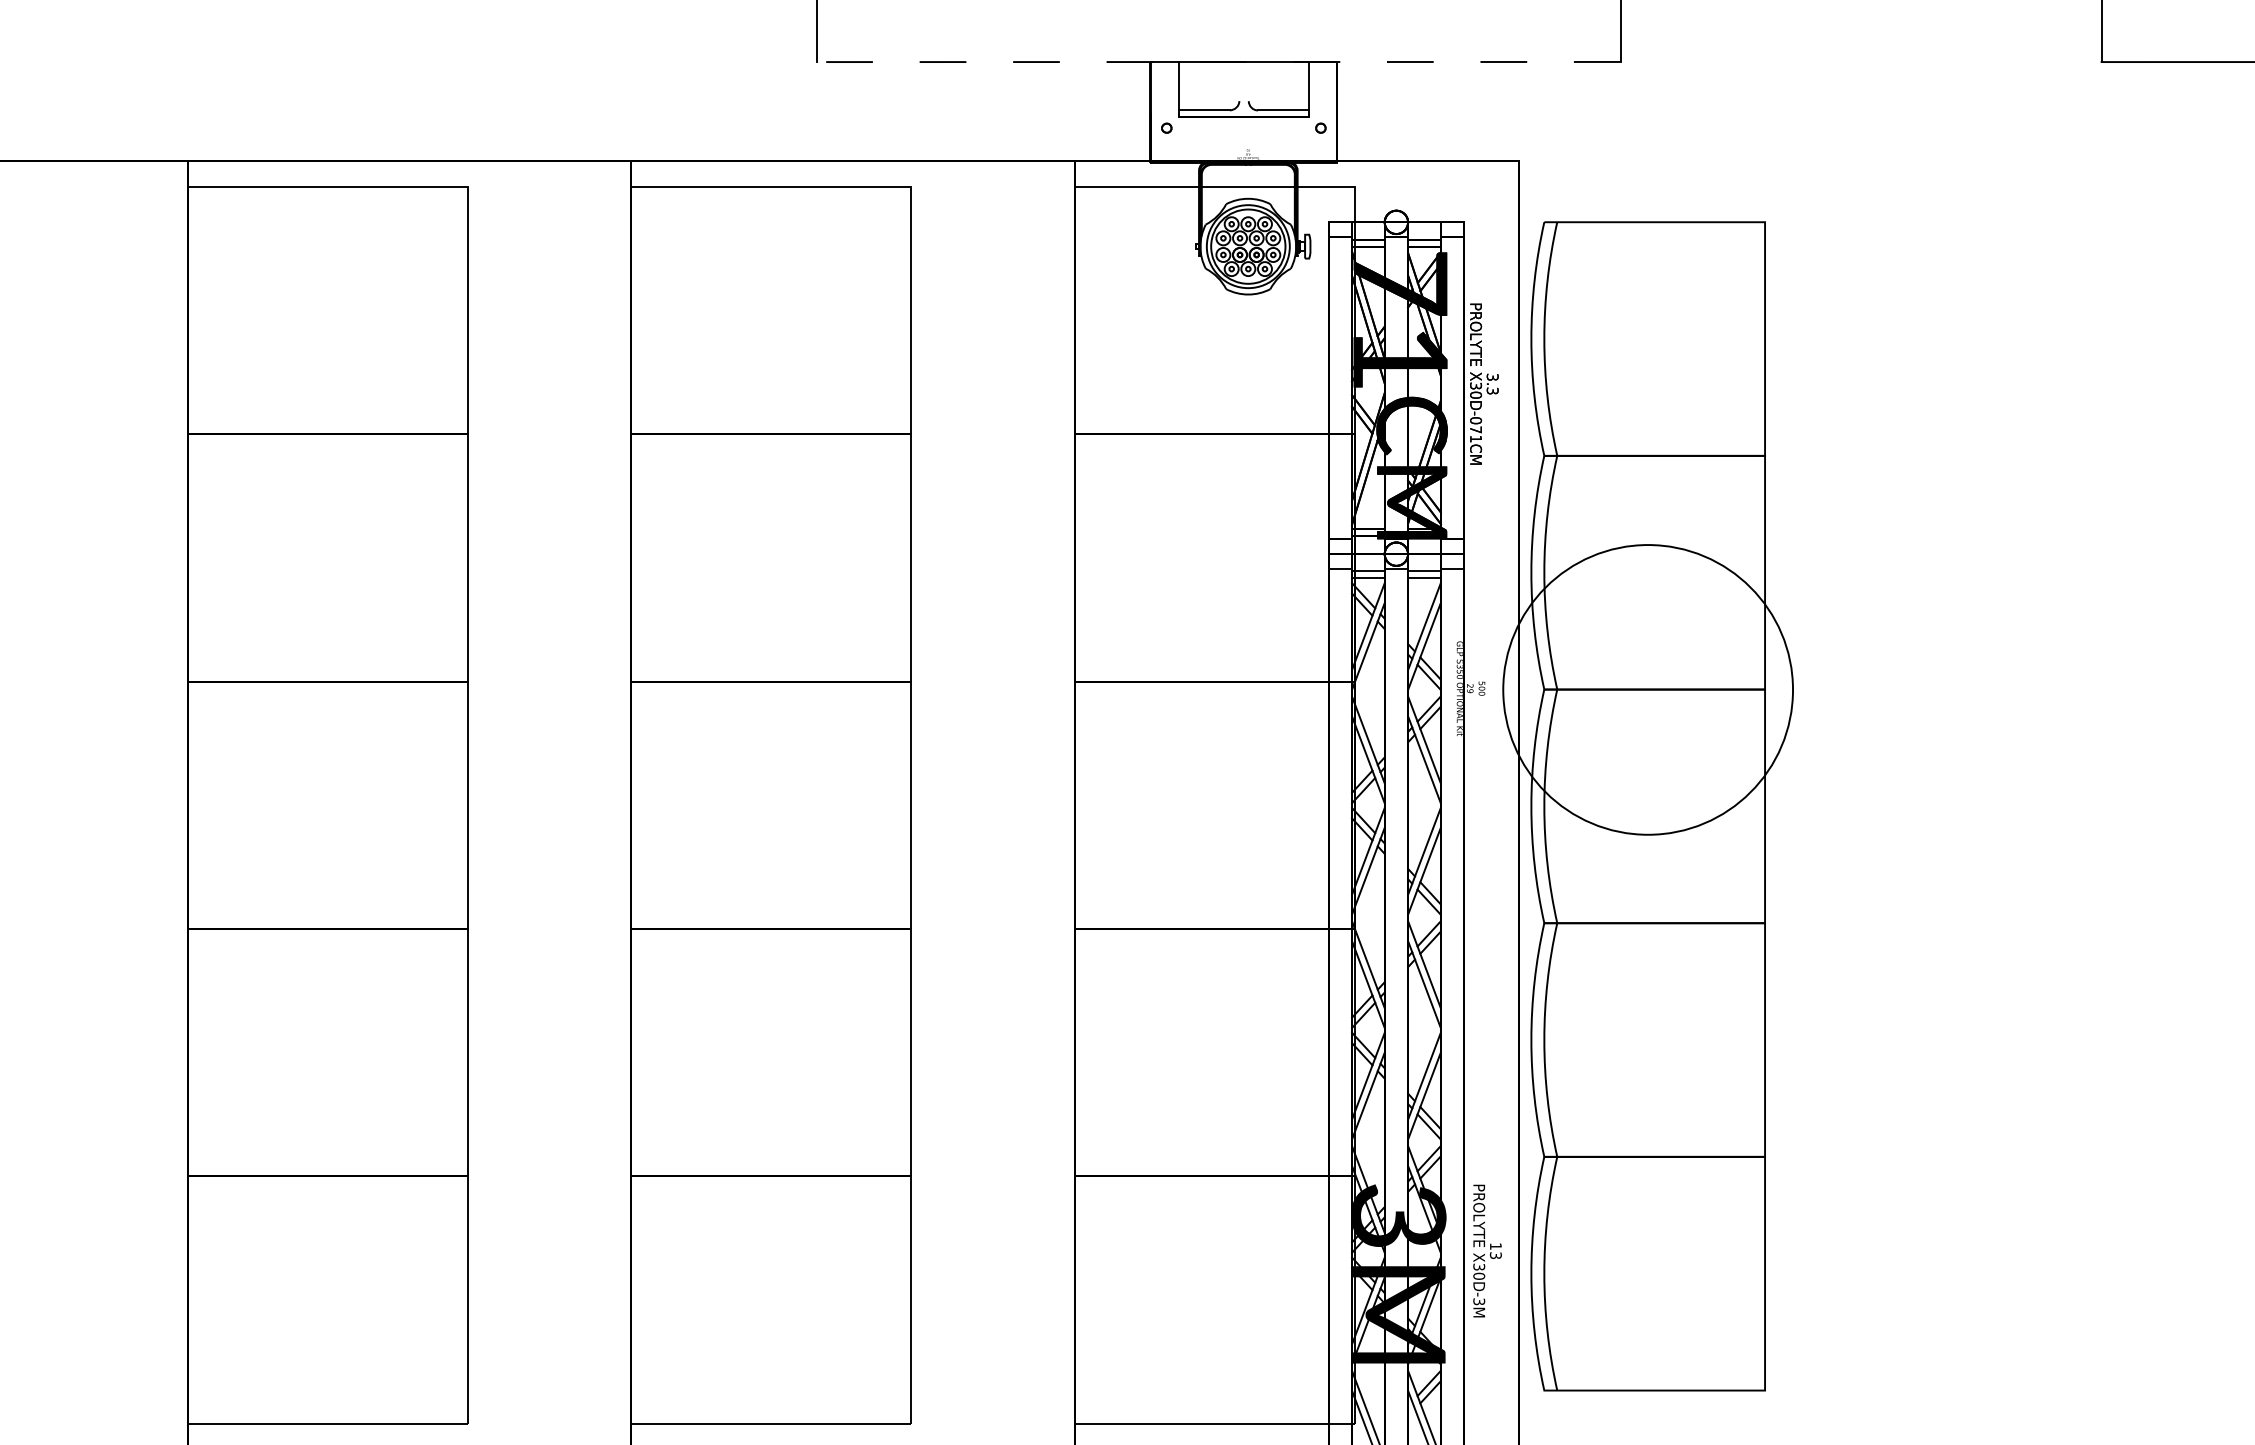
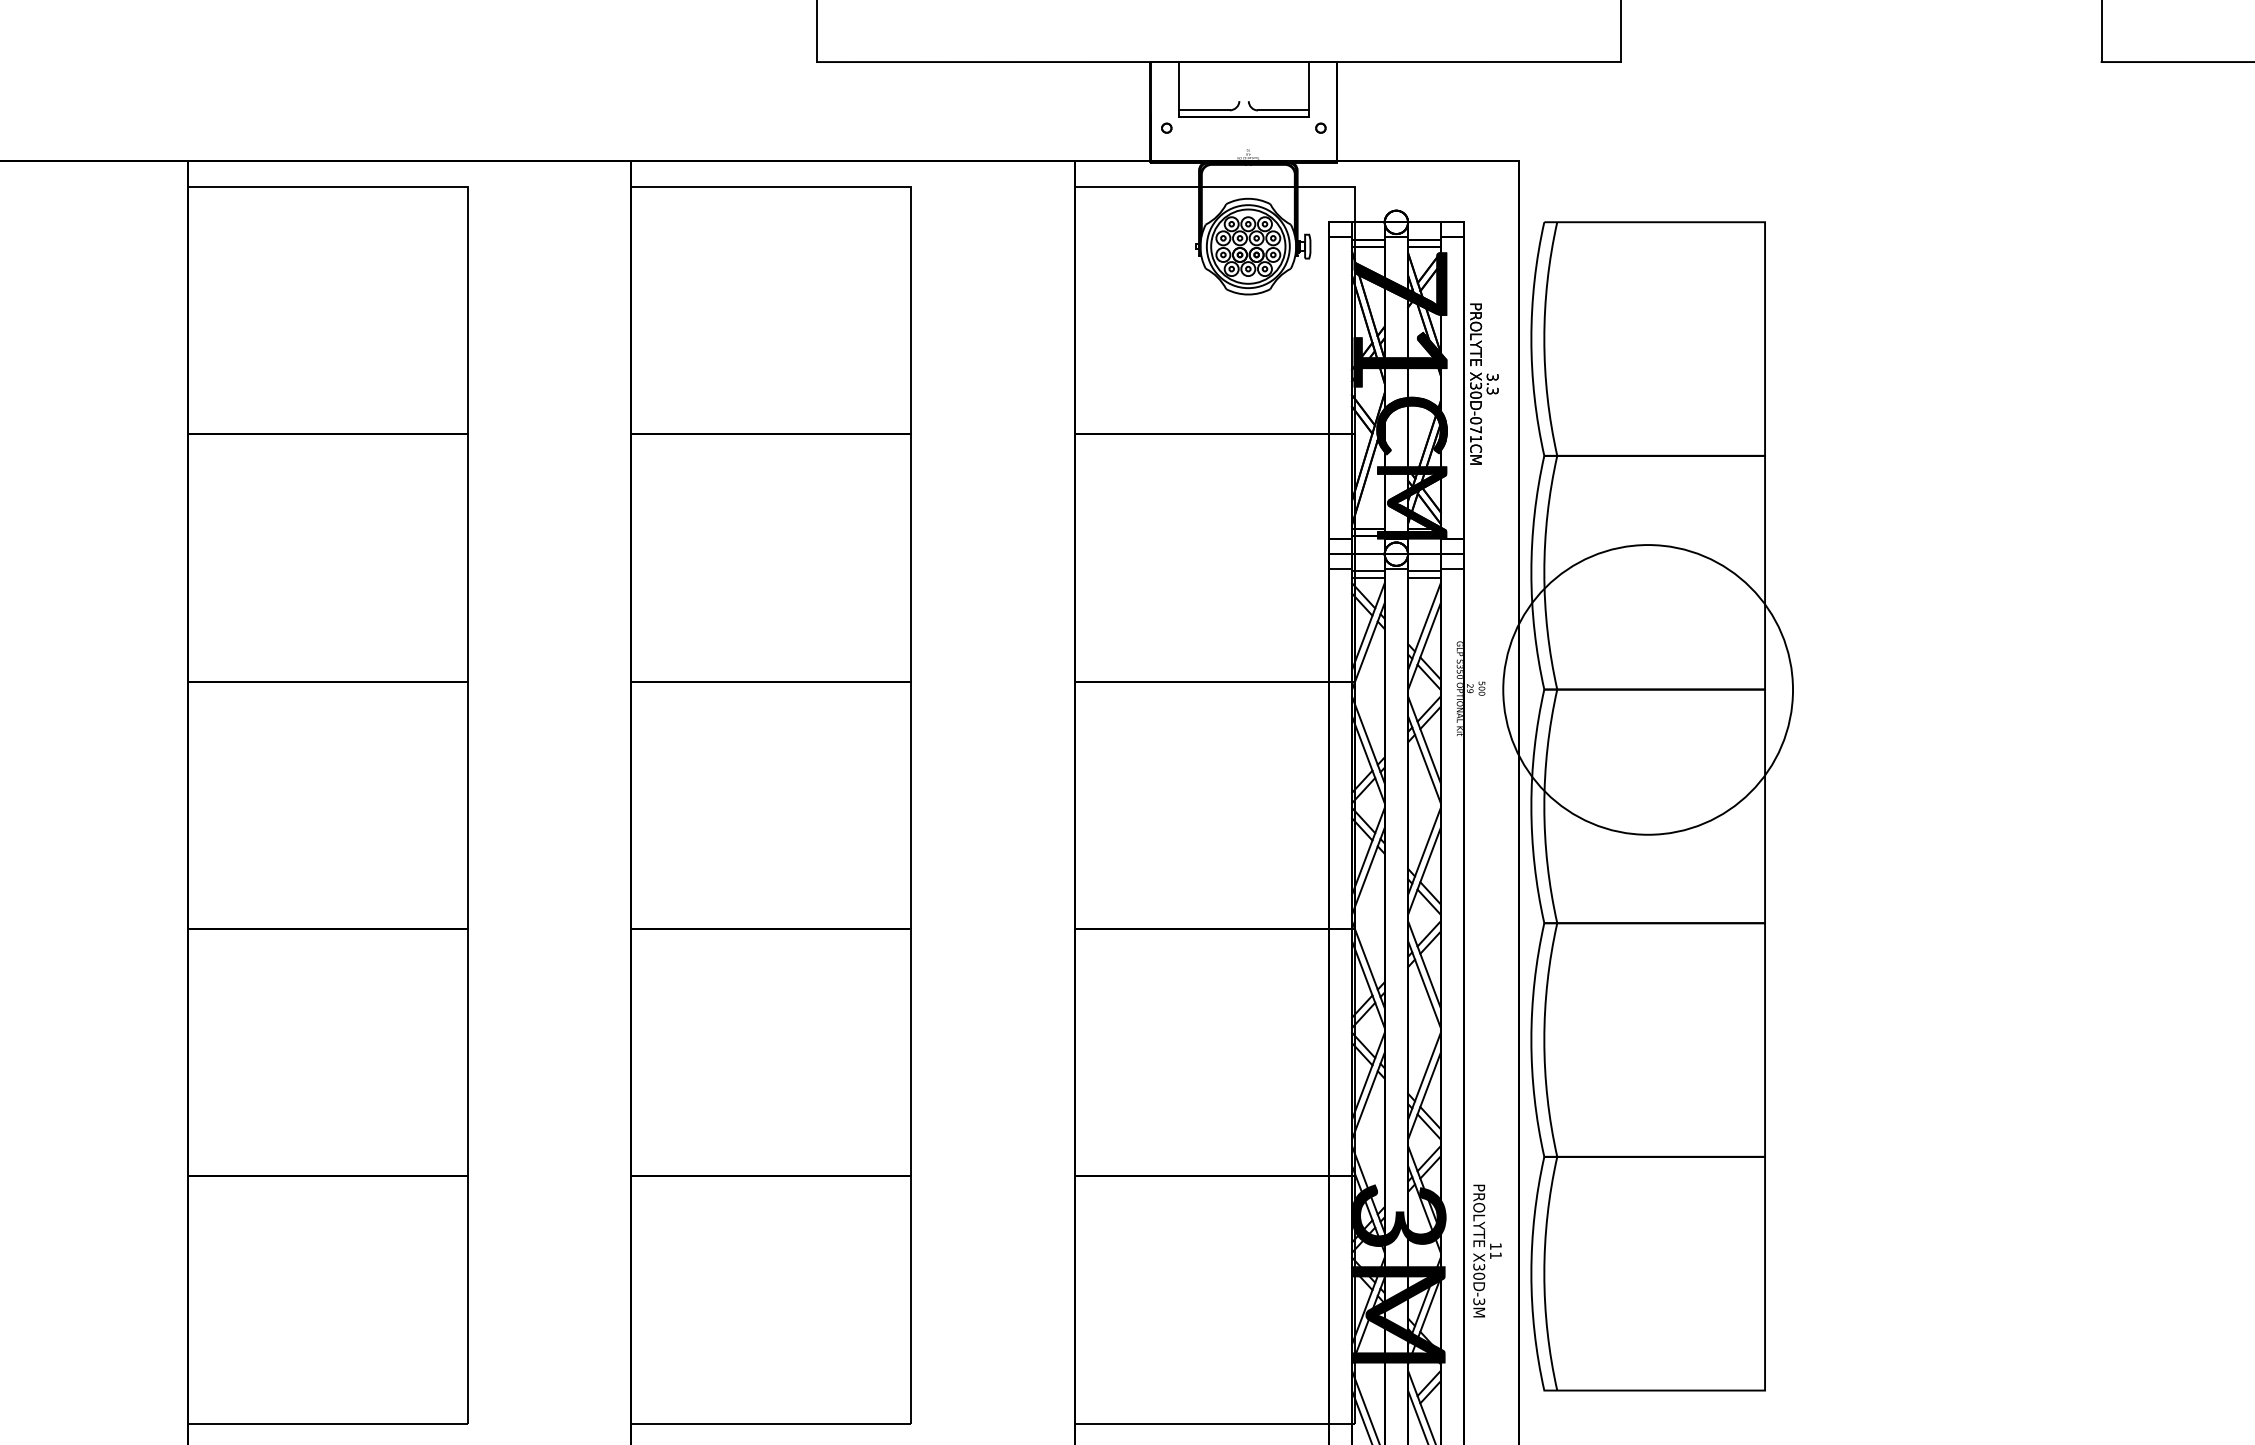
line: dashed -> solid (1218, 62)
text: 13 -> 11 (1495, 1255)
